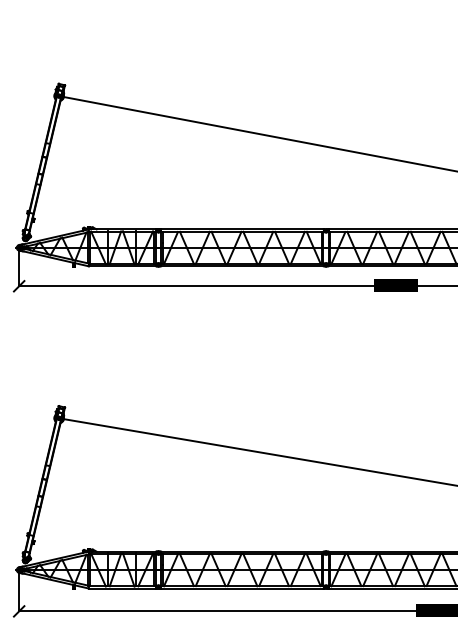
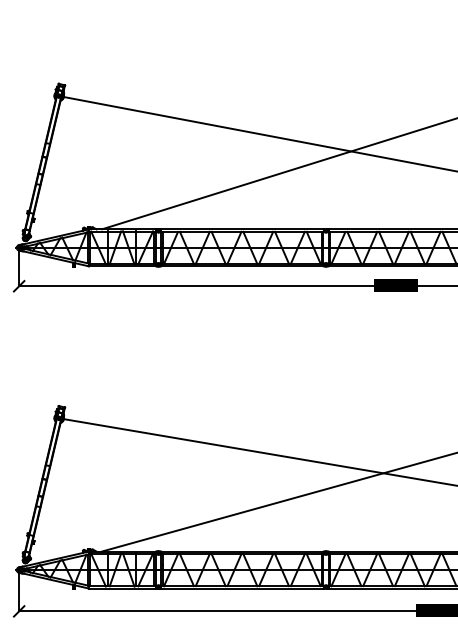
line: none -> present (278, 174)
line: none -> present (278, 502)
